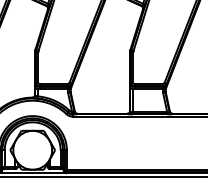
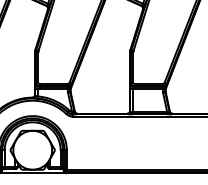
line: present -> none (103, 177)
